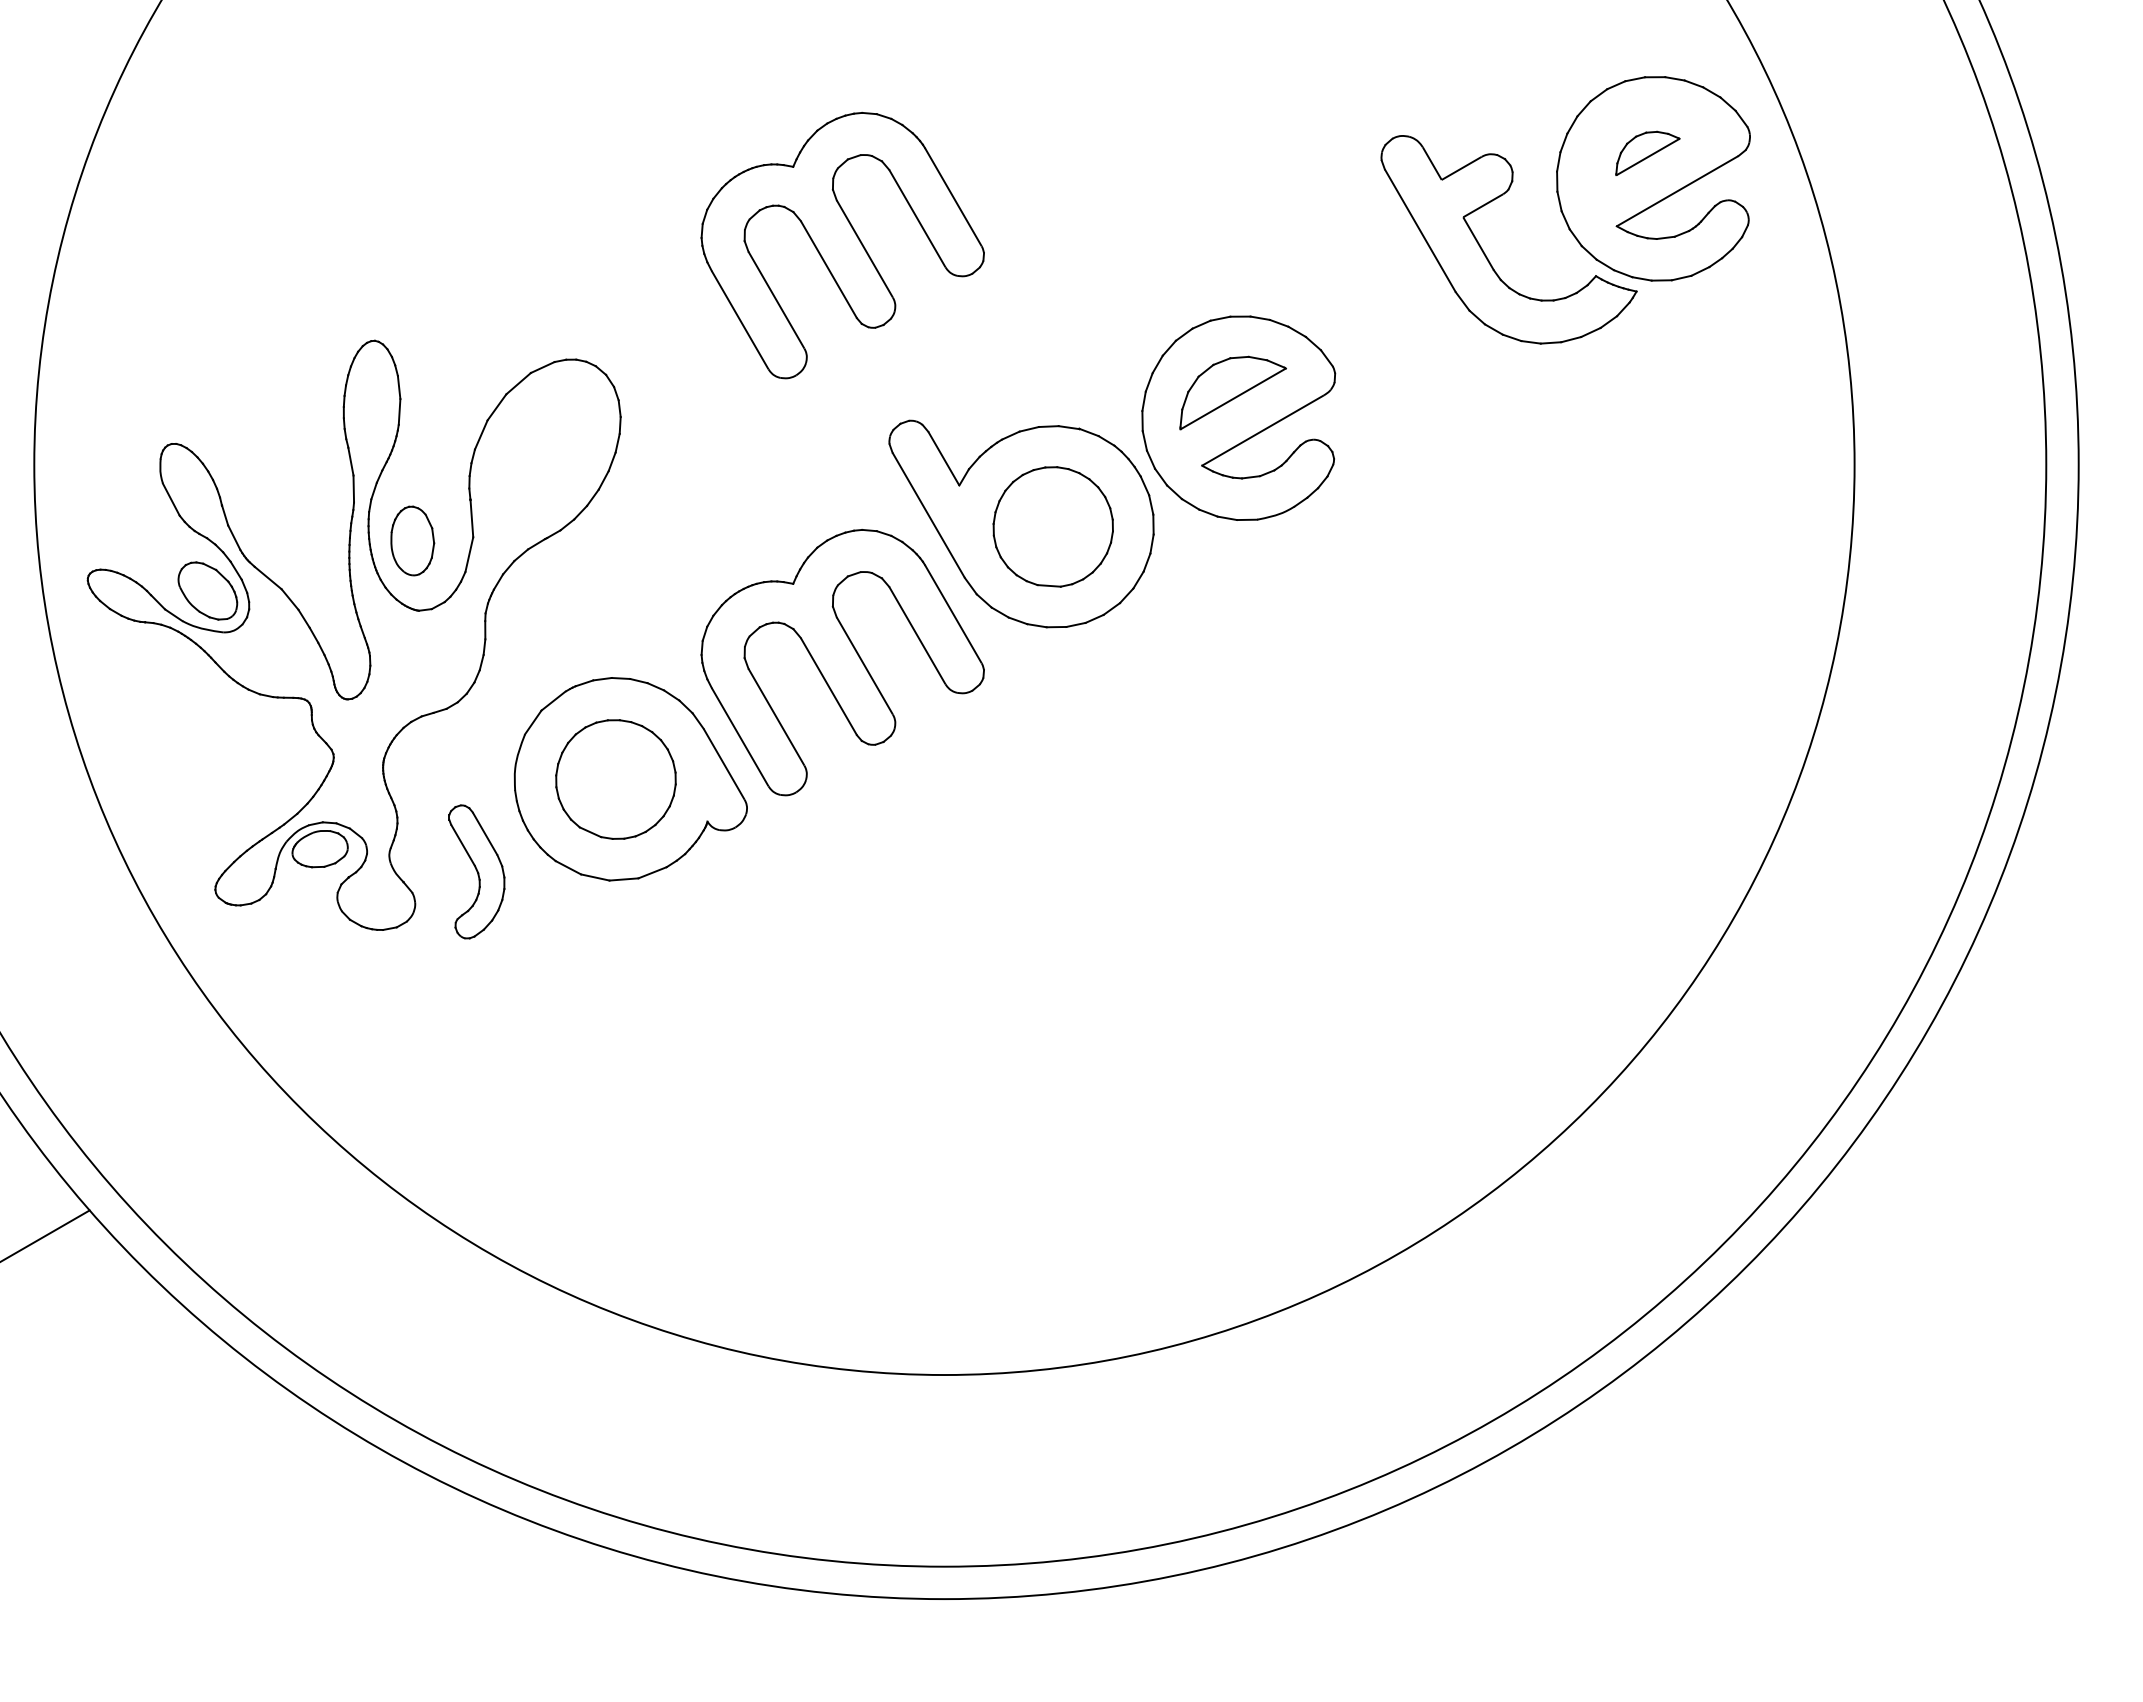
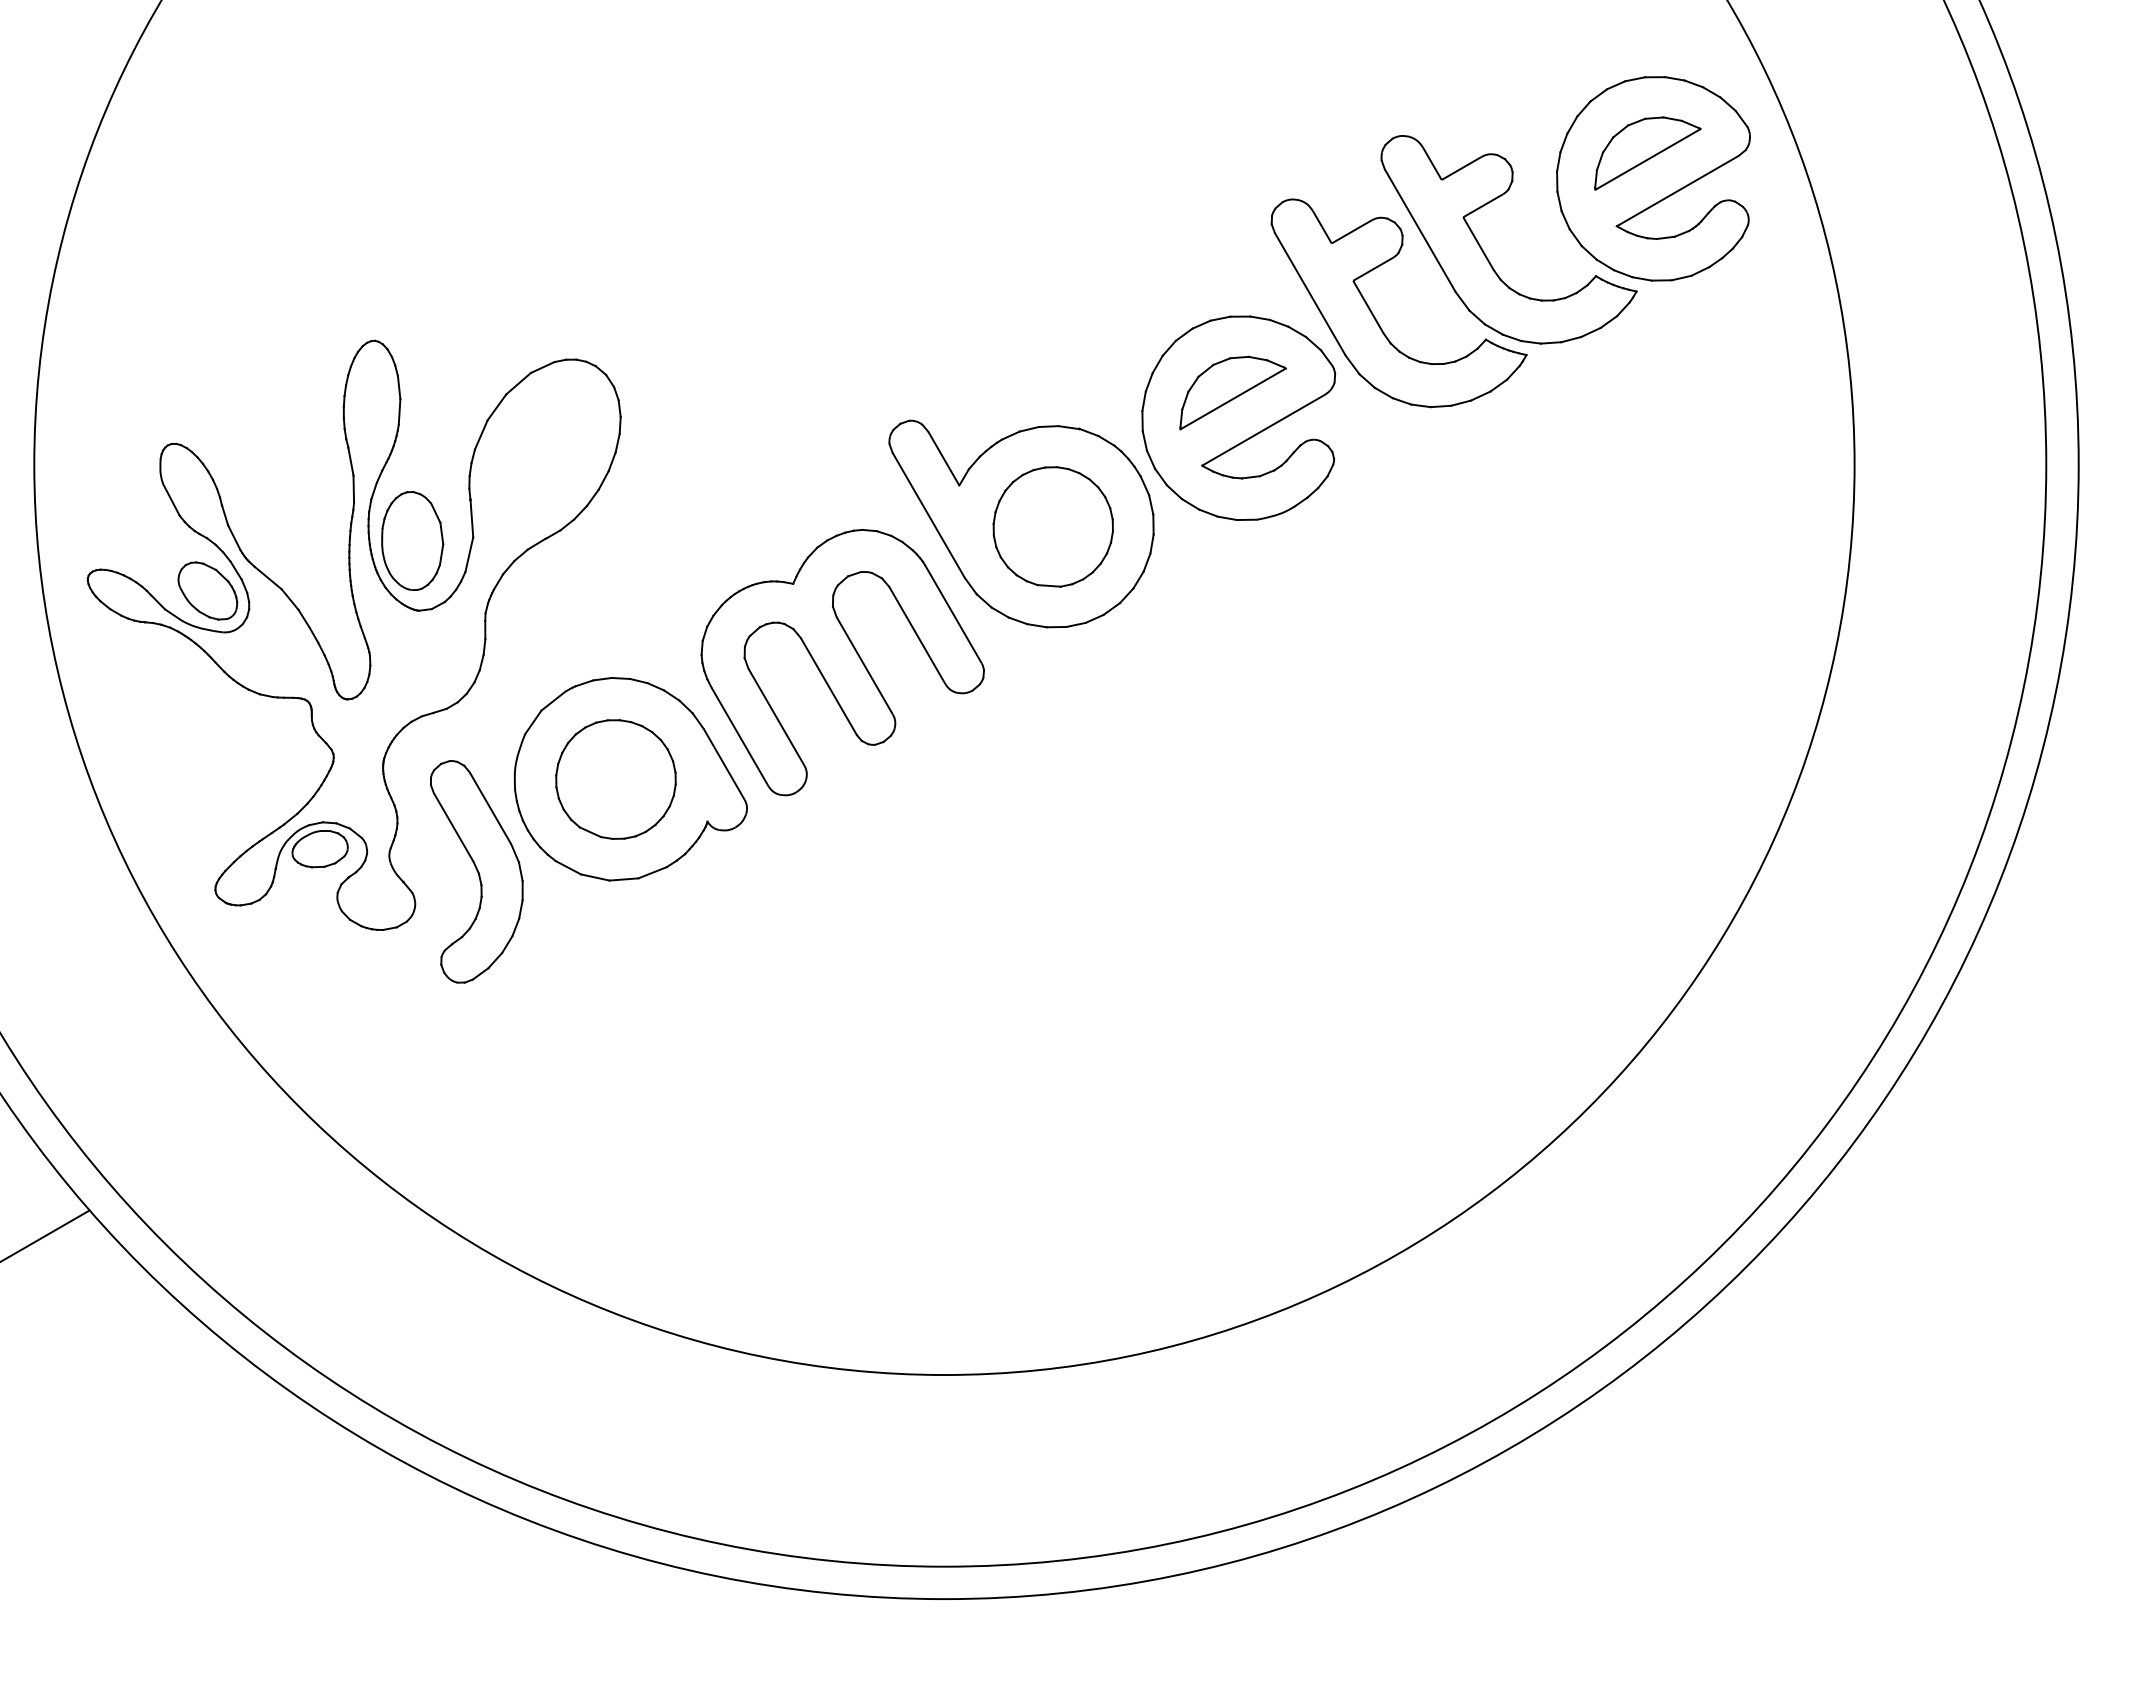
part size: 66x46 px -> 108x75 px (1647, 153)
part: present -> none (842, 245)
part: none -> present (1376, 318)
part size: 46x72 px -> 64x100 px (412, 540)
part size: 58x136 px -> 94x224 px (476, 871)
